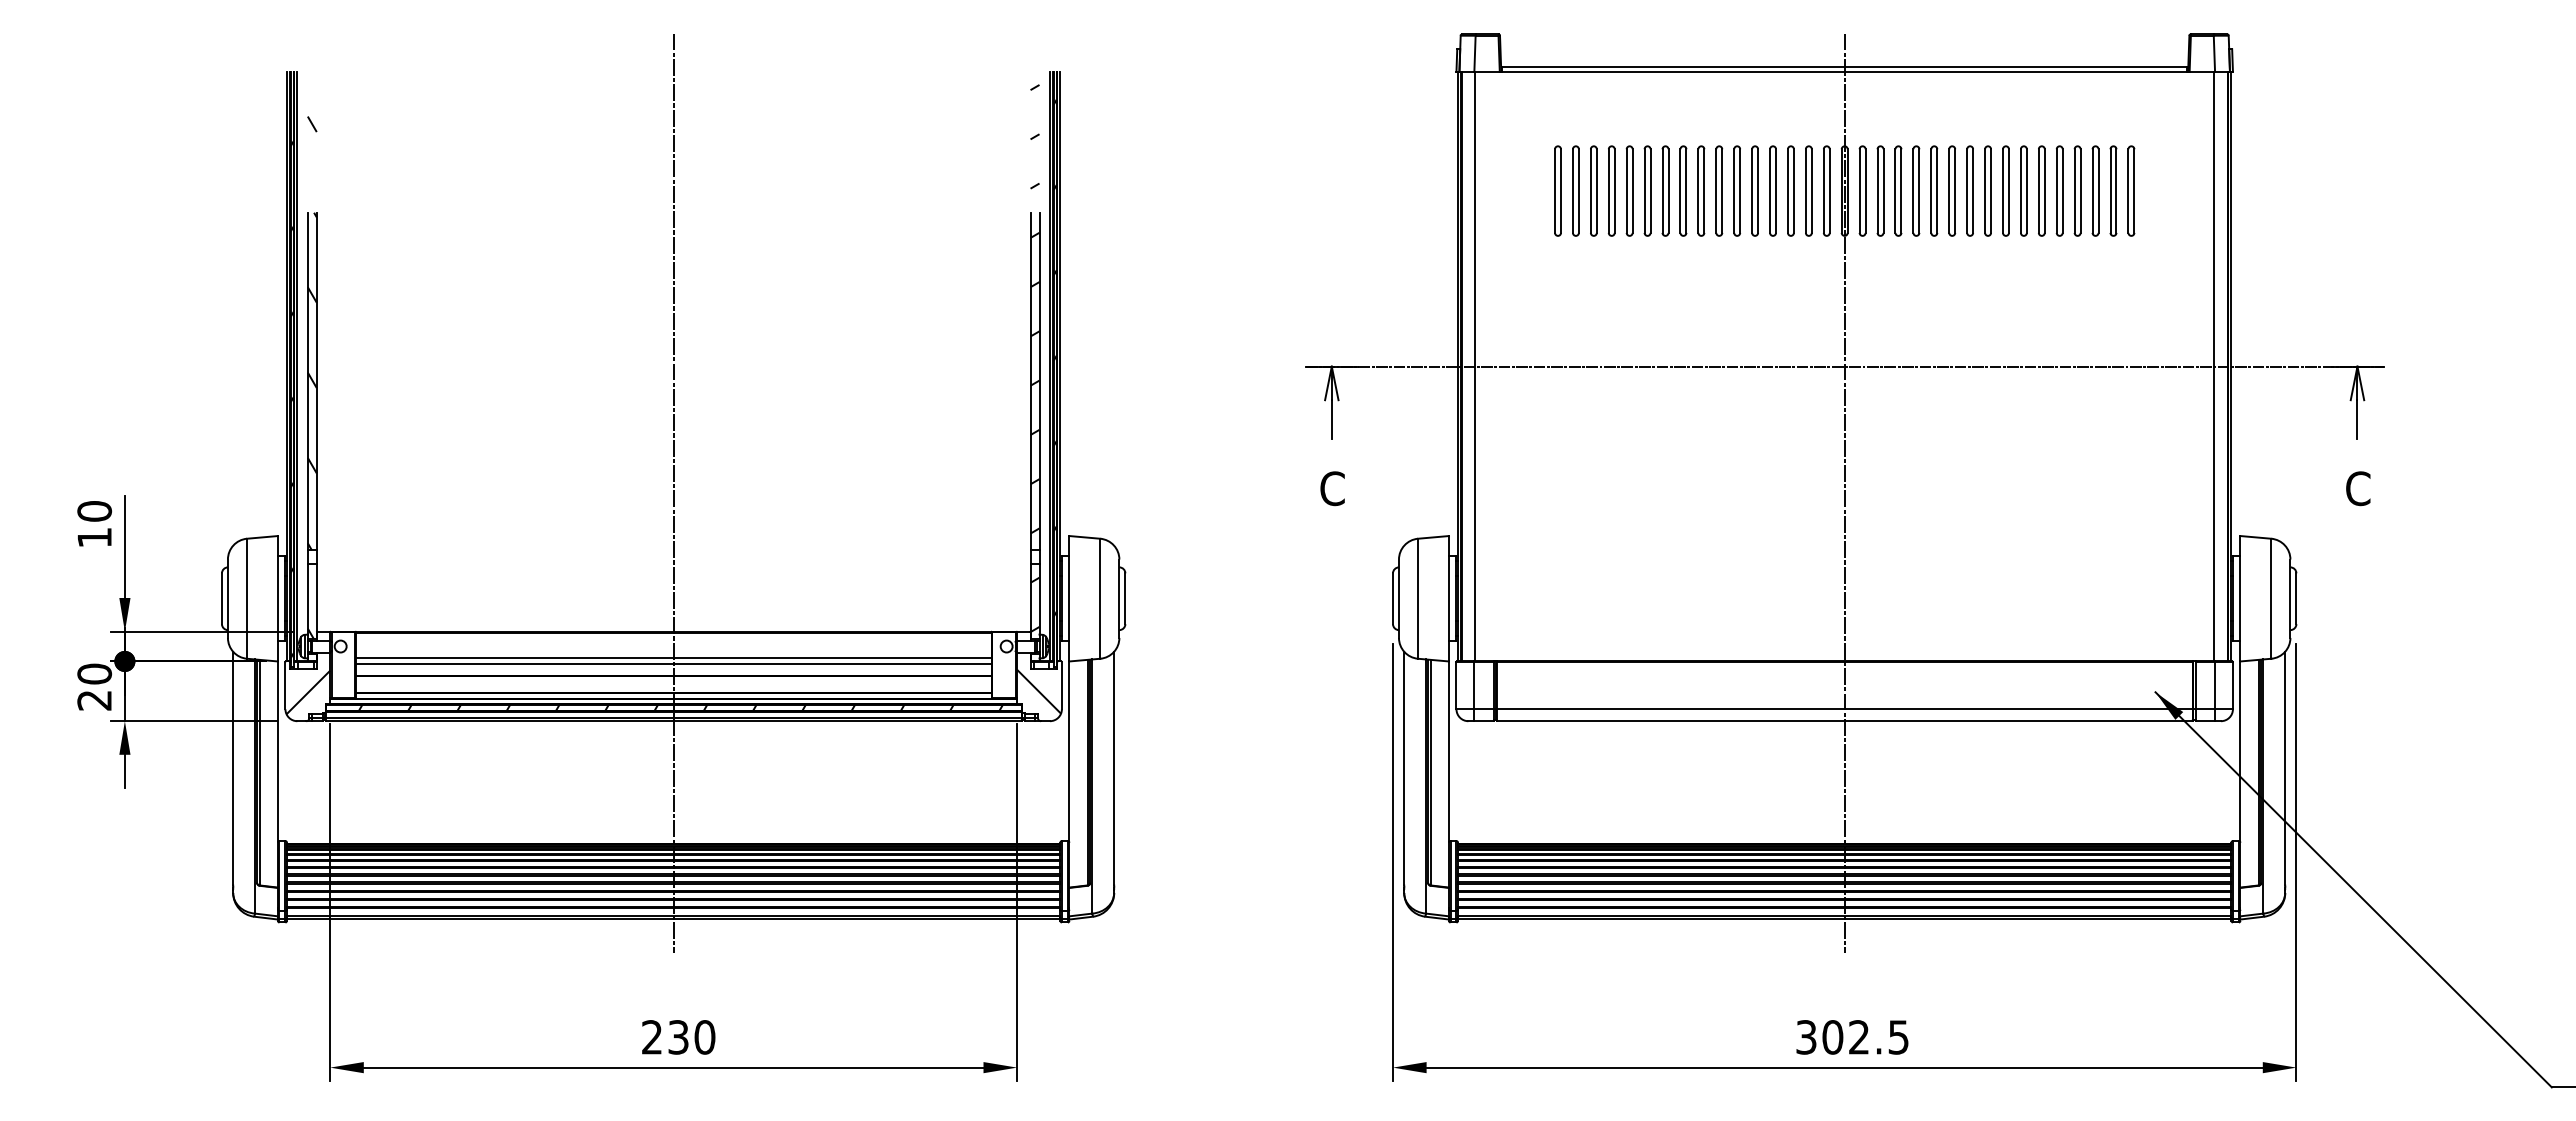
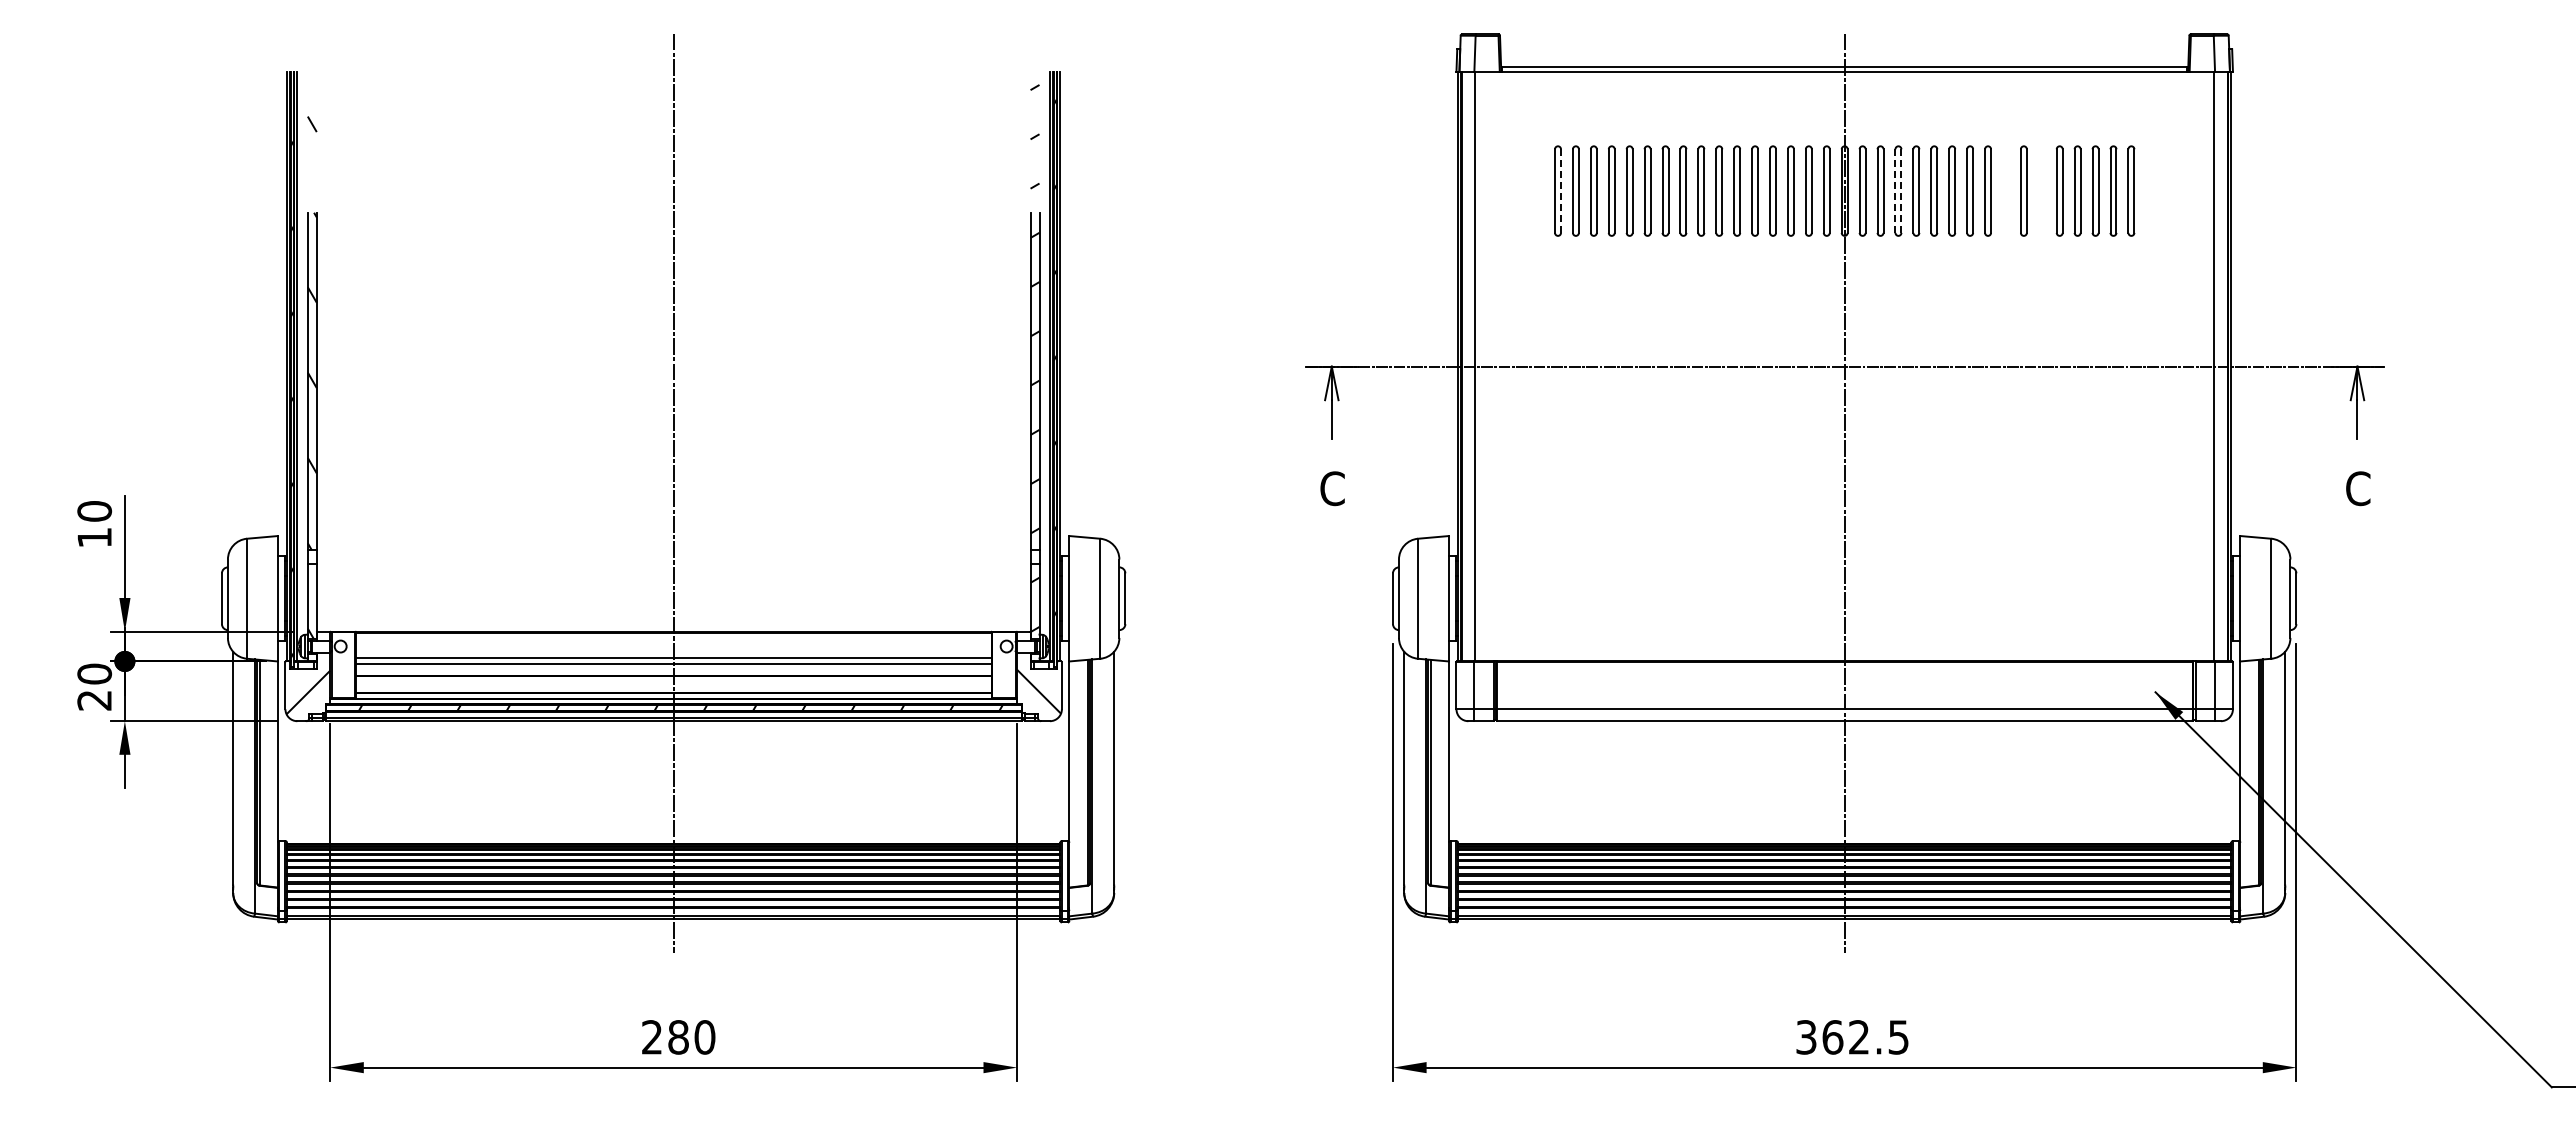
part: present -> none (2005, 190)
part: present -> none (2041, 190)
line: solid -> dashed (1560, 191)
line: solid -> dashed (1895, 191)
line: solid -> dashed (1901, 191)
text: 230 -> 280 (678, 1037)
text: 302.5 -> 362.5 (1832, 1037)
